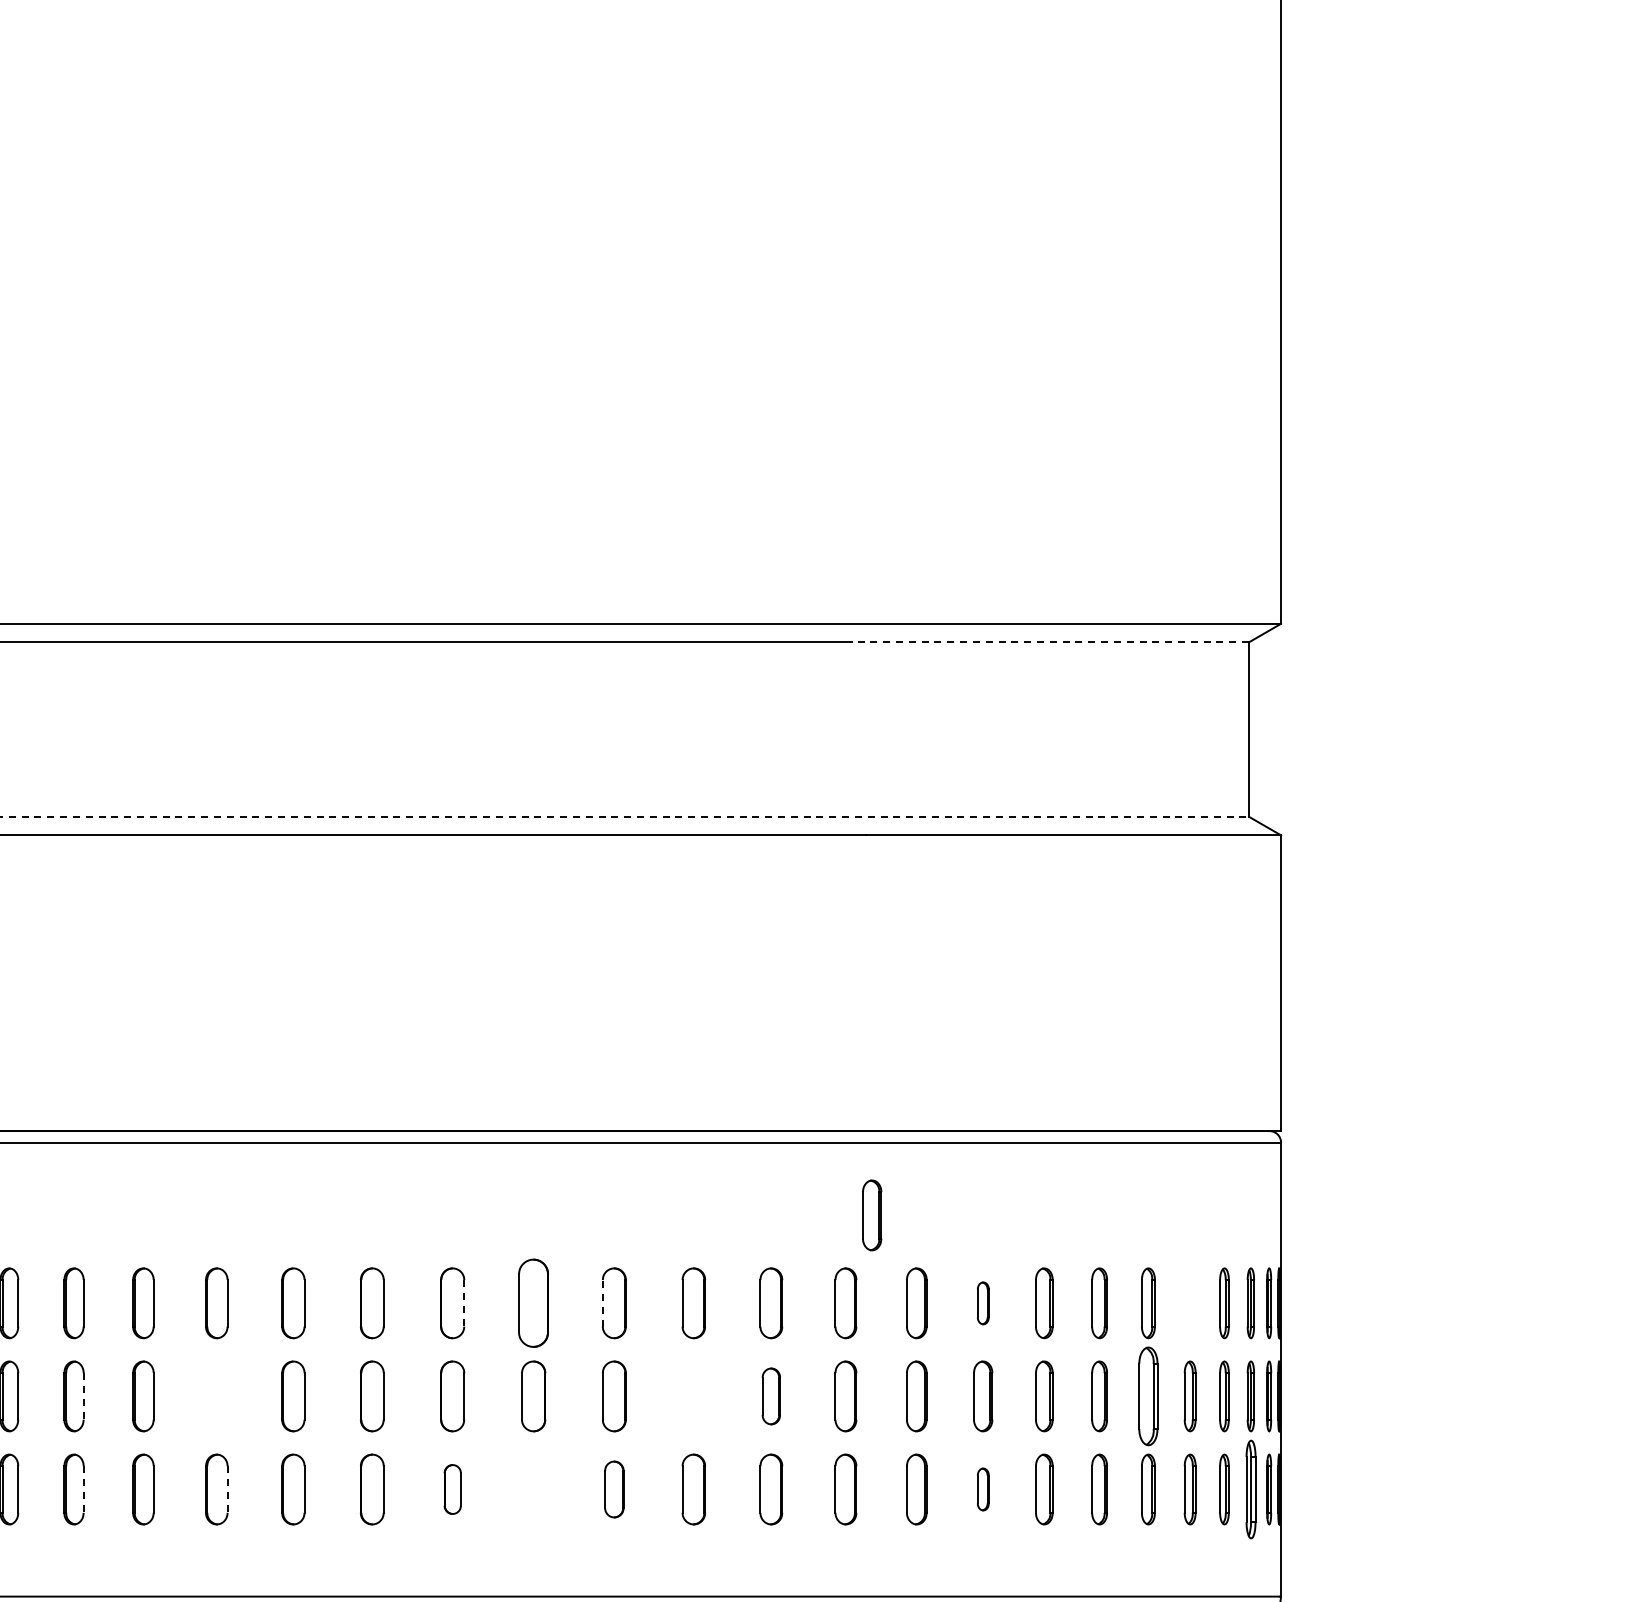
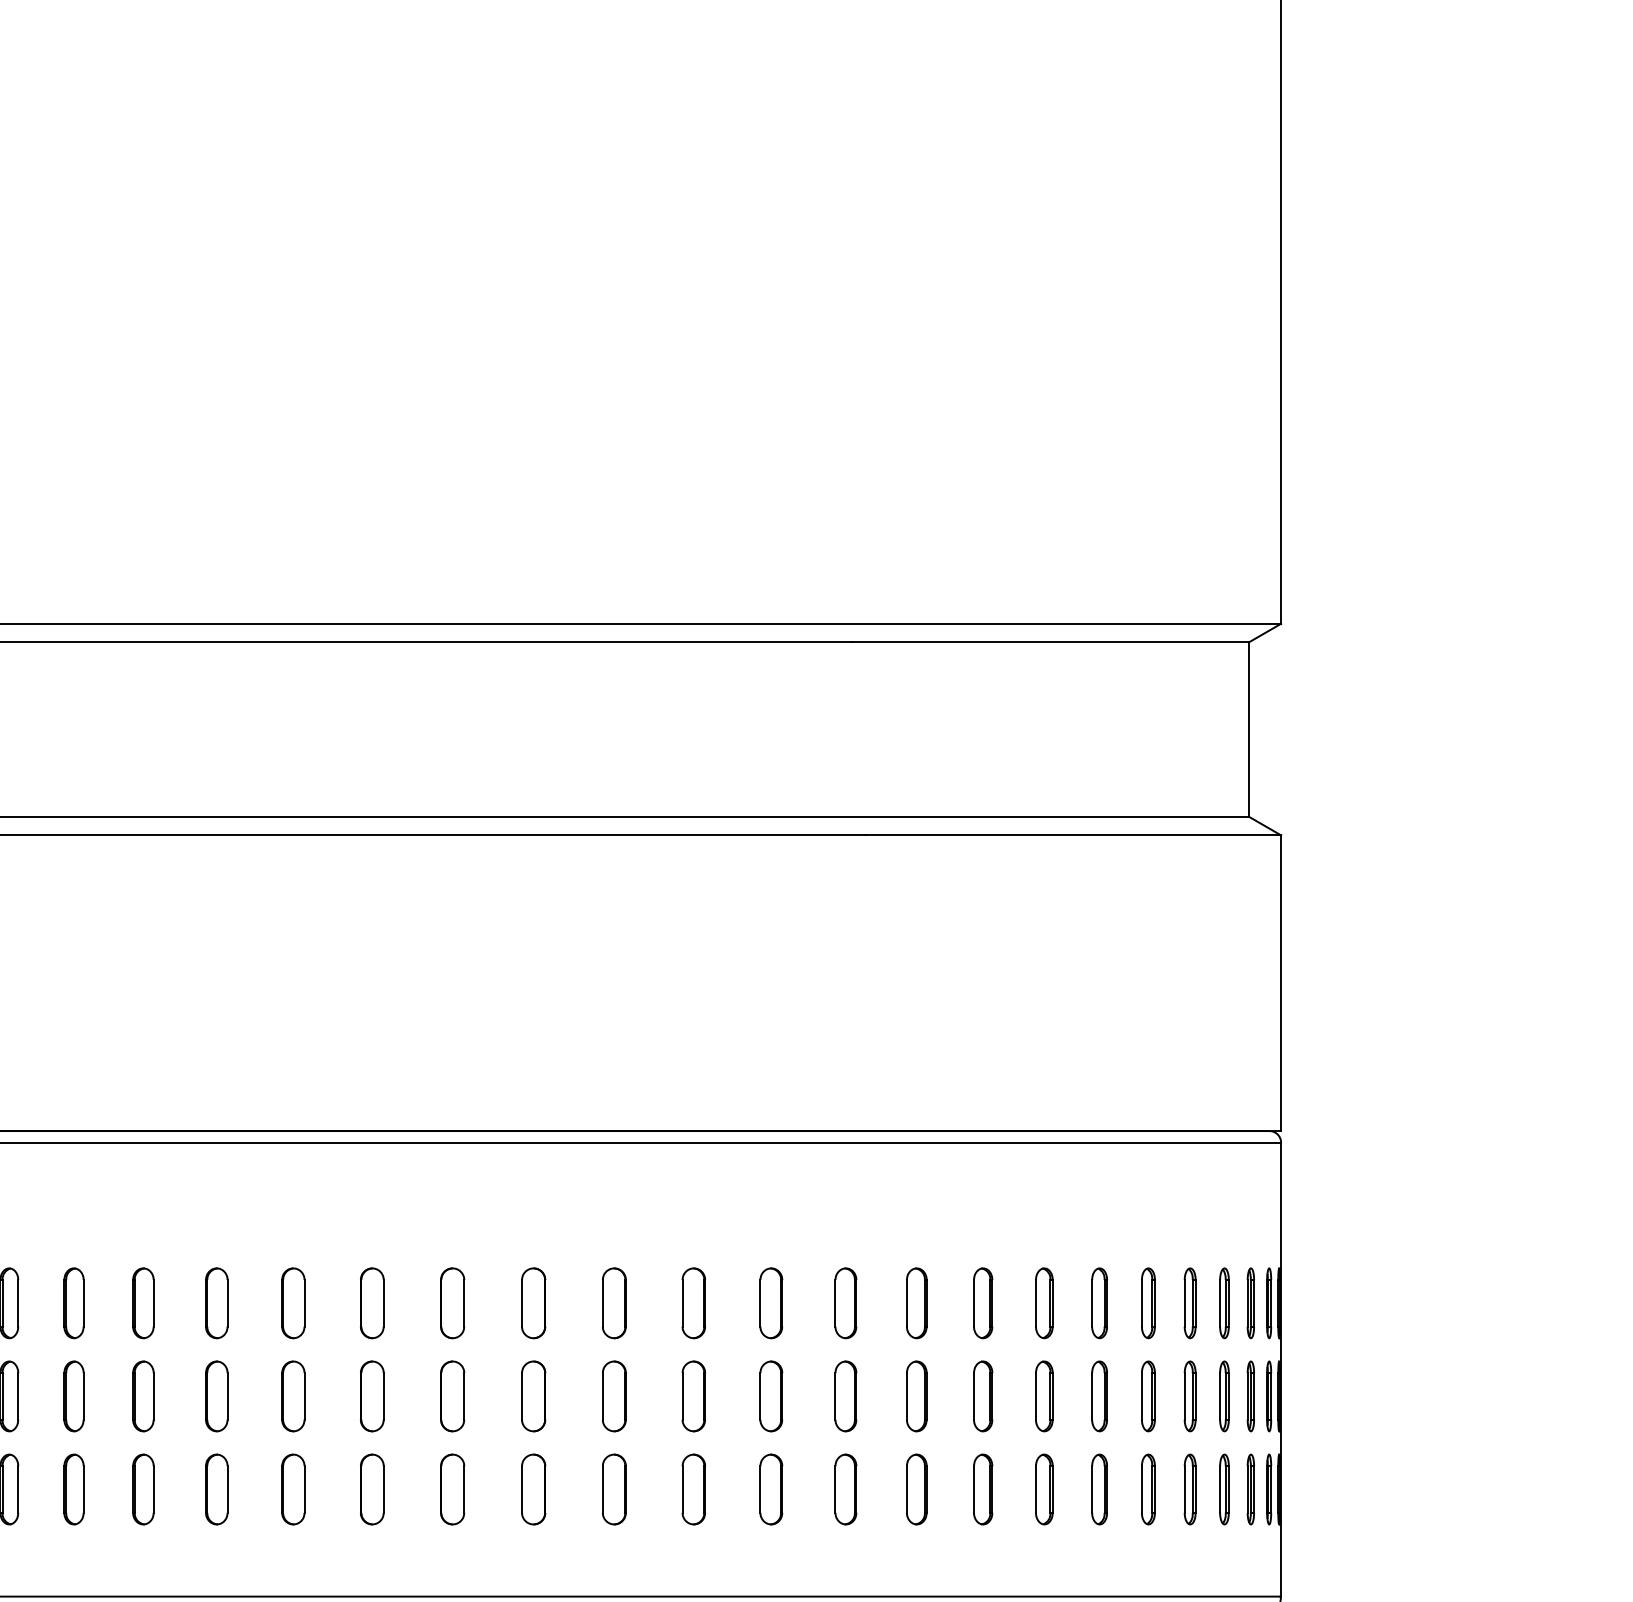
line: dashed -> solid (1050, 642)
line: dashed -> solid (625, 816)
part: present -> none (872, 1215)
part size: 31x90 px -> 26x73 px (533, 1303)
line: dashed -> solid (602, 1302)
line: dashed -> solid (464, 1303)
part size: 13x45 px -> 21x73 px (983, 1303)
part: none -> present (1189, 1303)
line: dashed -> solid (83, 1396)
part: none -> present (216, 1396)
part: none -> present (693, 1396)
part size: 20x59 px -> 25x73 px (771, 1396)
part size: 21x101 px -> 15x73 px (1148, 1396)
part size: 19x51 px -> 26x73 px (452, 1489)
part: none -> present (533, 1489)
part size: 21x59 px -> 25x73 px (614, 1489)
part size: 13x45 px -> 21x73 px (983, 1489)
part size: 12x101 px -> 9x73 px (1250, 1489)
line: dashed -> solid (83, 1490)
line: dashed -> solid (227, 1490)
